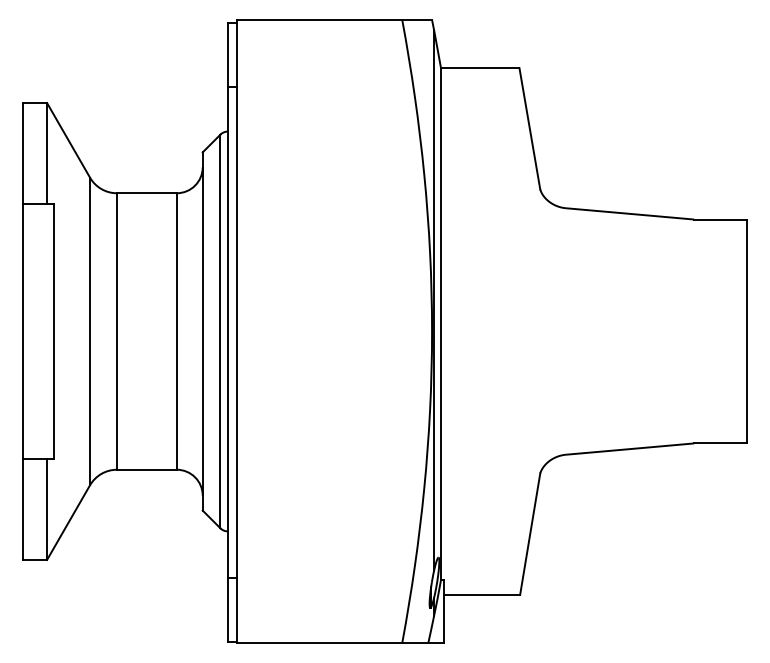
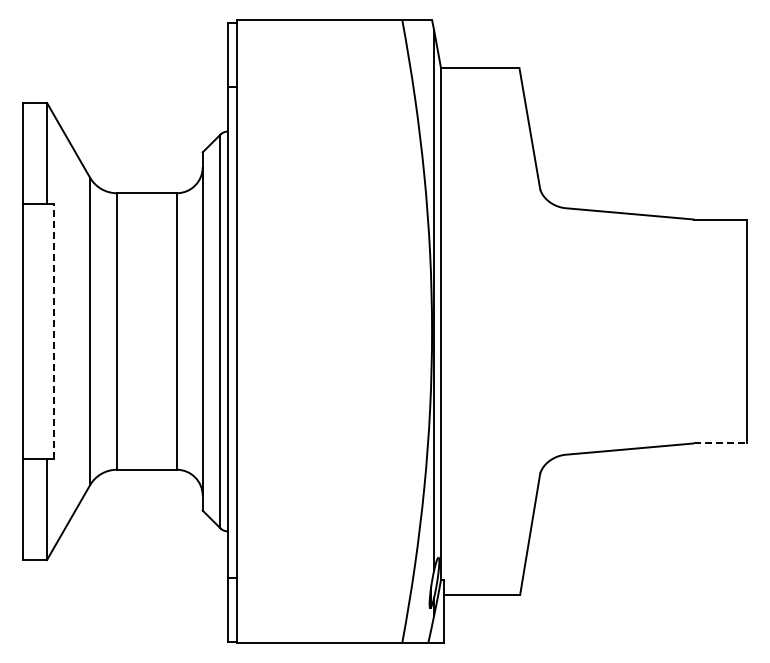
line: solid -> dashed (54, 331)
line: solid -> dashed (721, 443)
